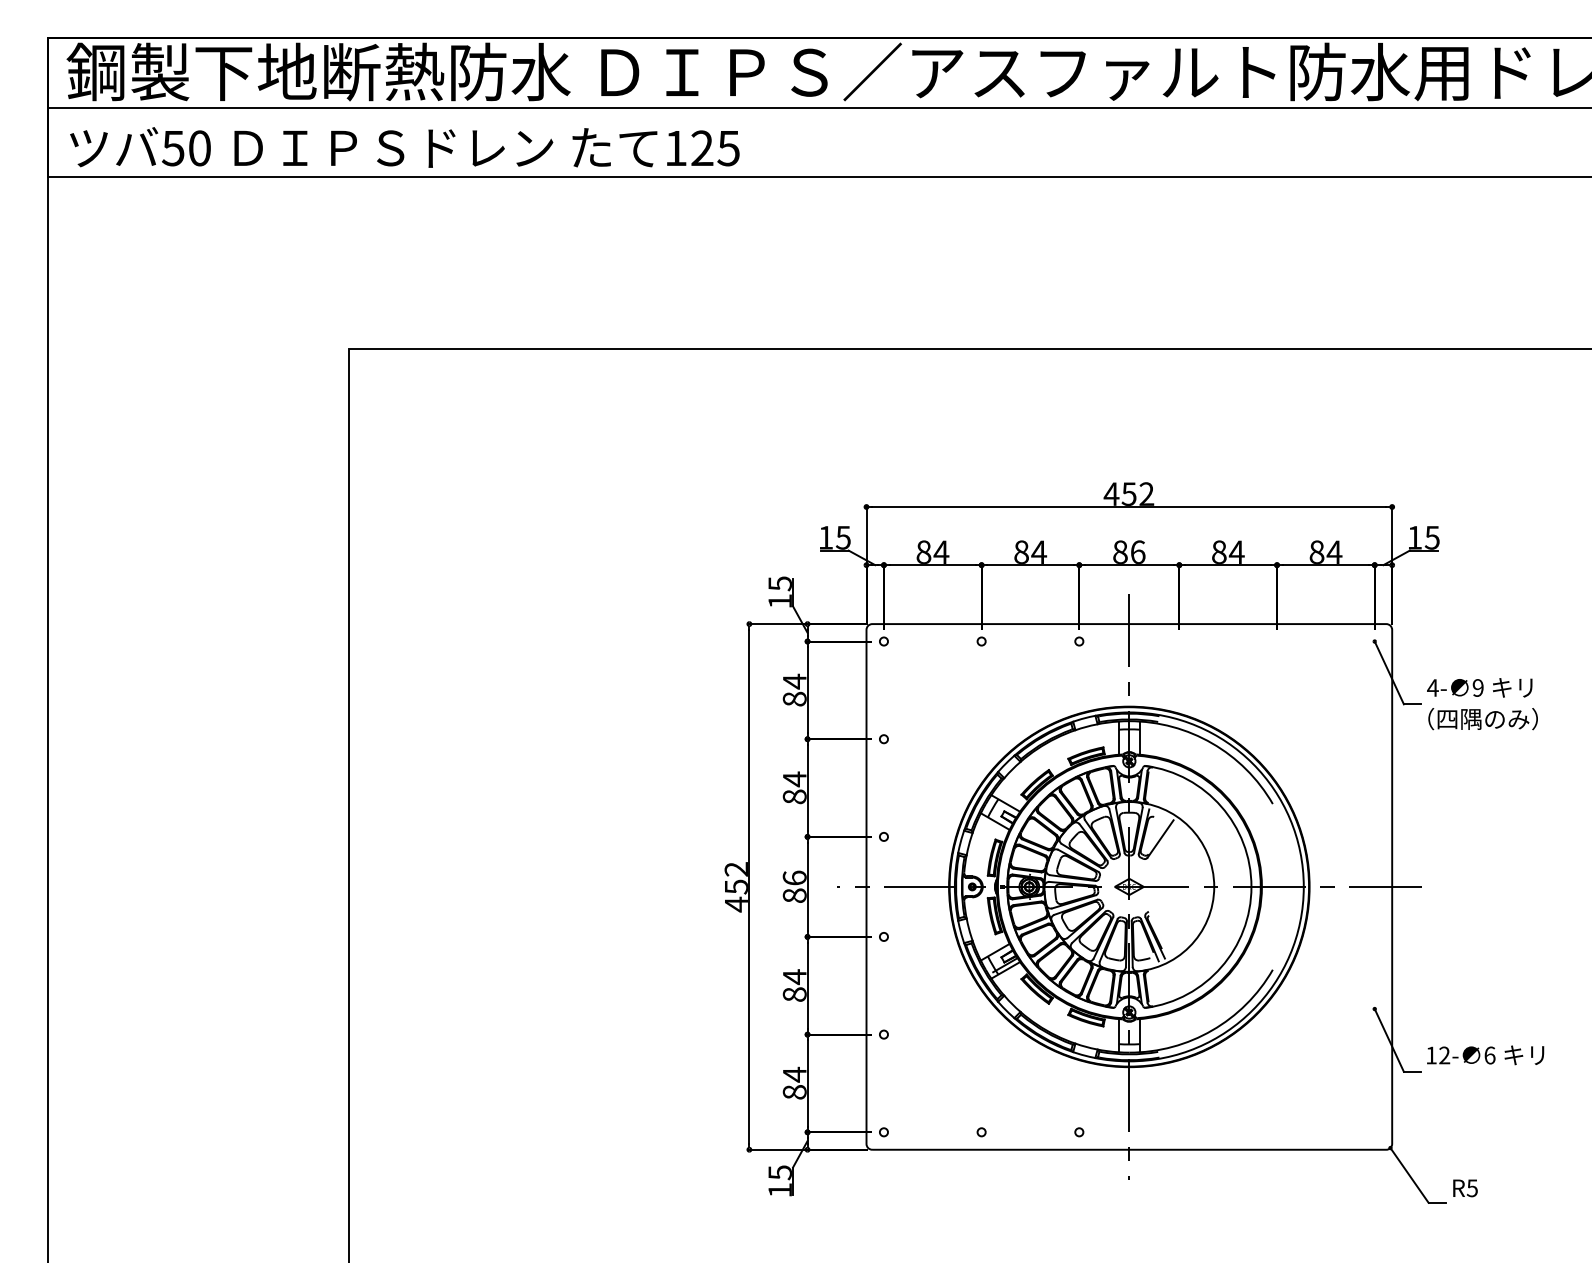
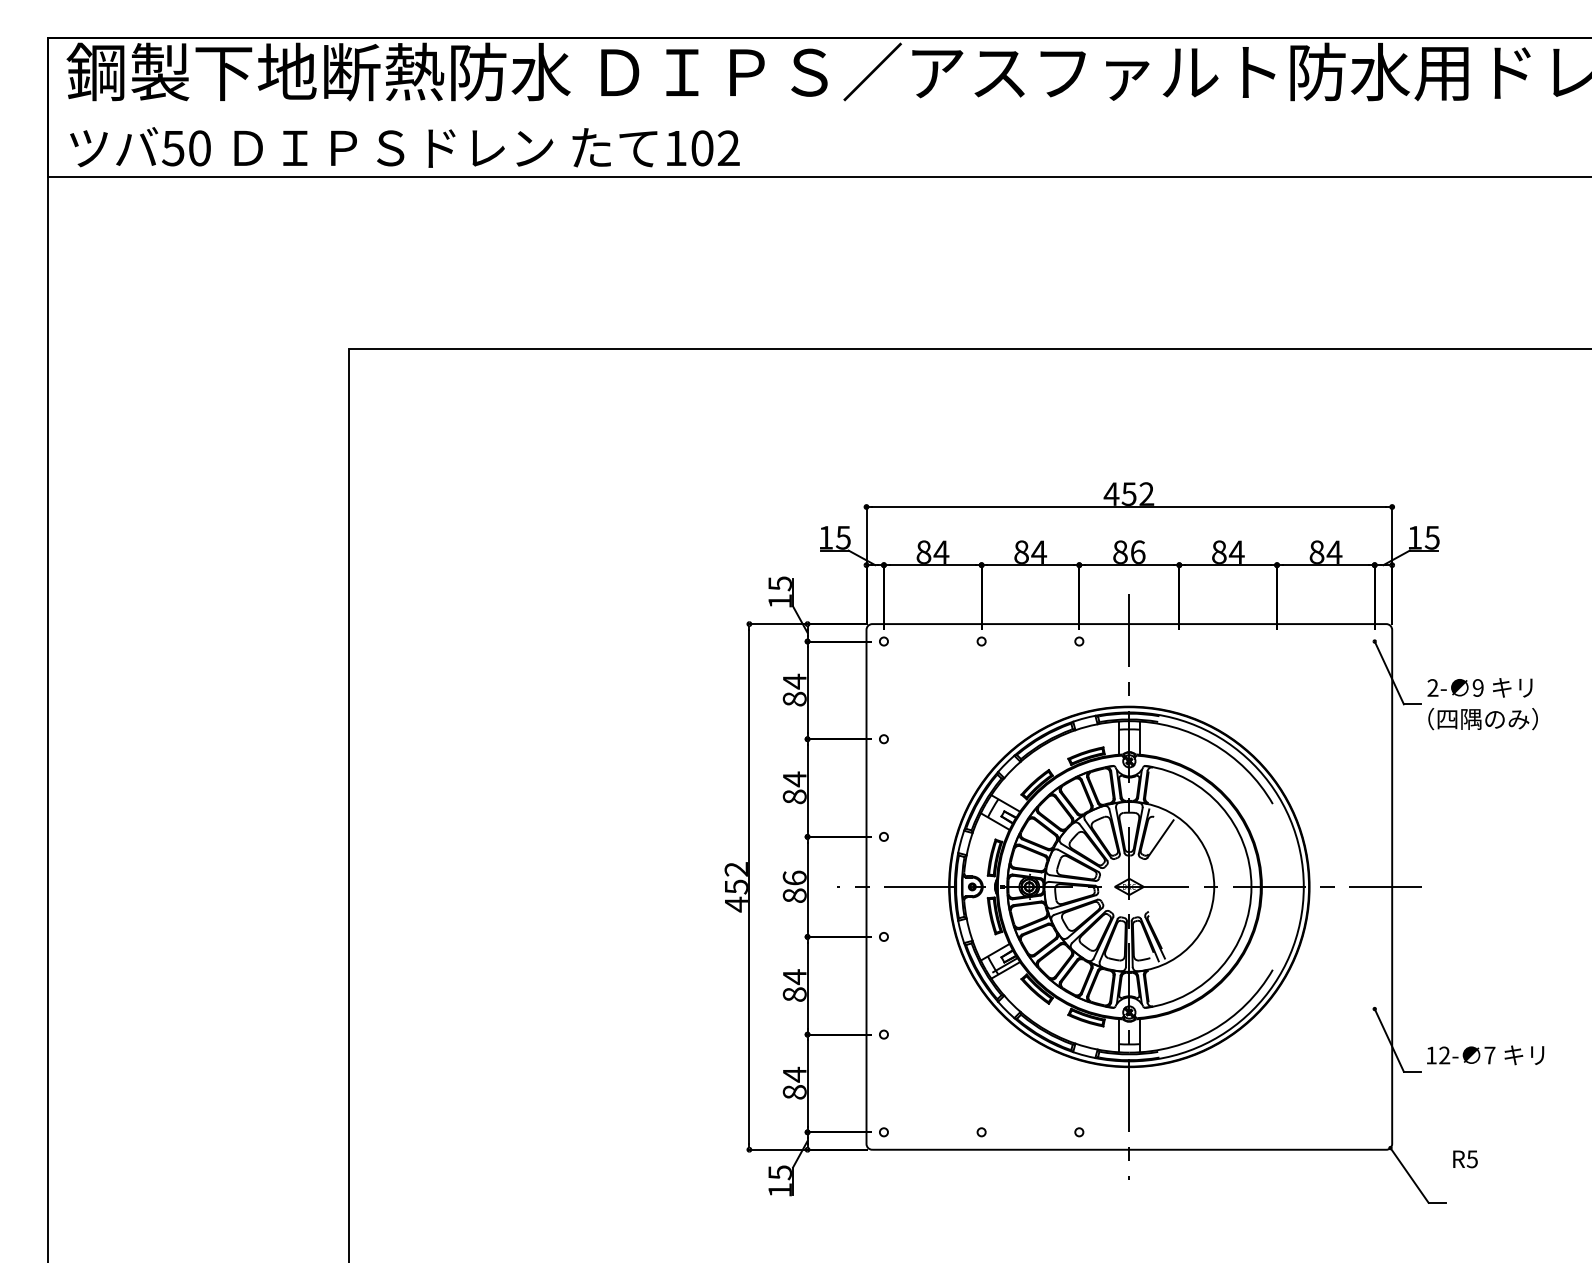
line: present -> none (817, 107)
text: 125 -> 102 (715, 148)
text: 4- -> 2- (1432, 687)
text: 6 -> 7 (1489, 1055)
text position: (1465, 1188) -> (1465, 1159) (1465, 1159)
